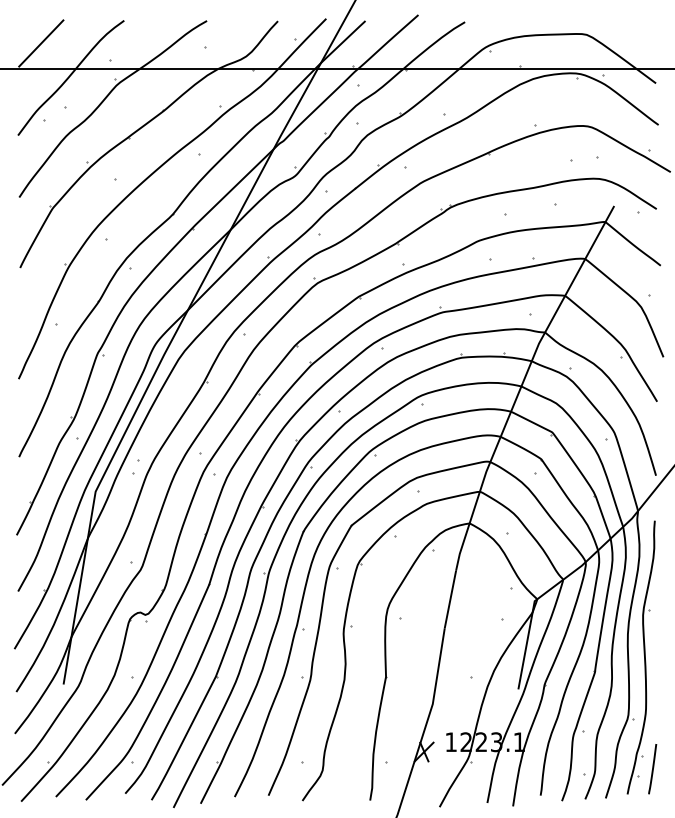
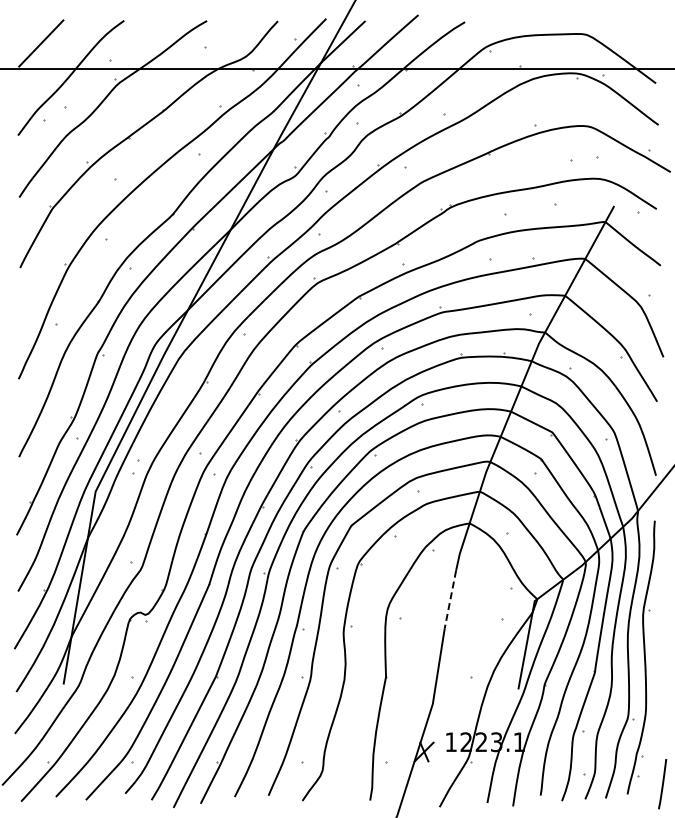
line: solid -> dashed (450, 600)
line position: (652, 769) -> (662, 784) (662, 784)
